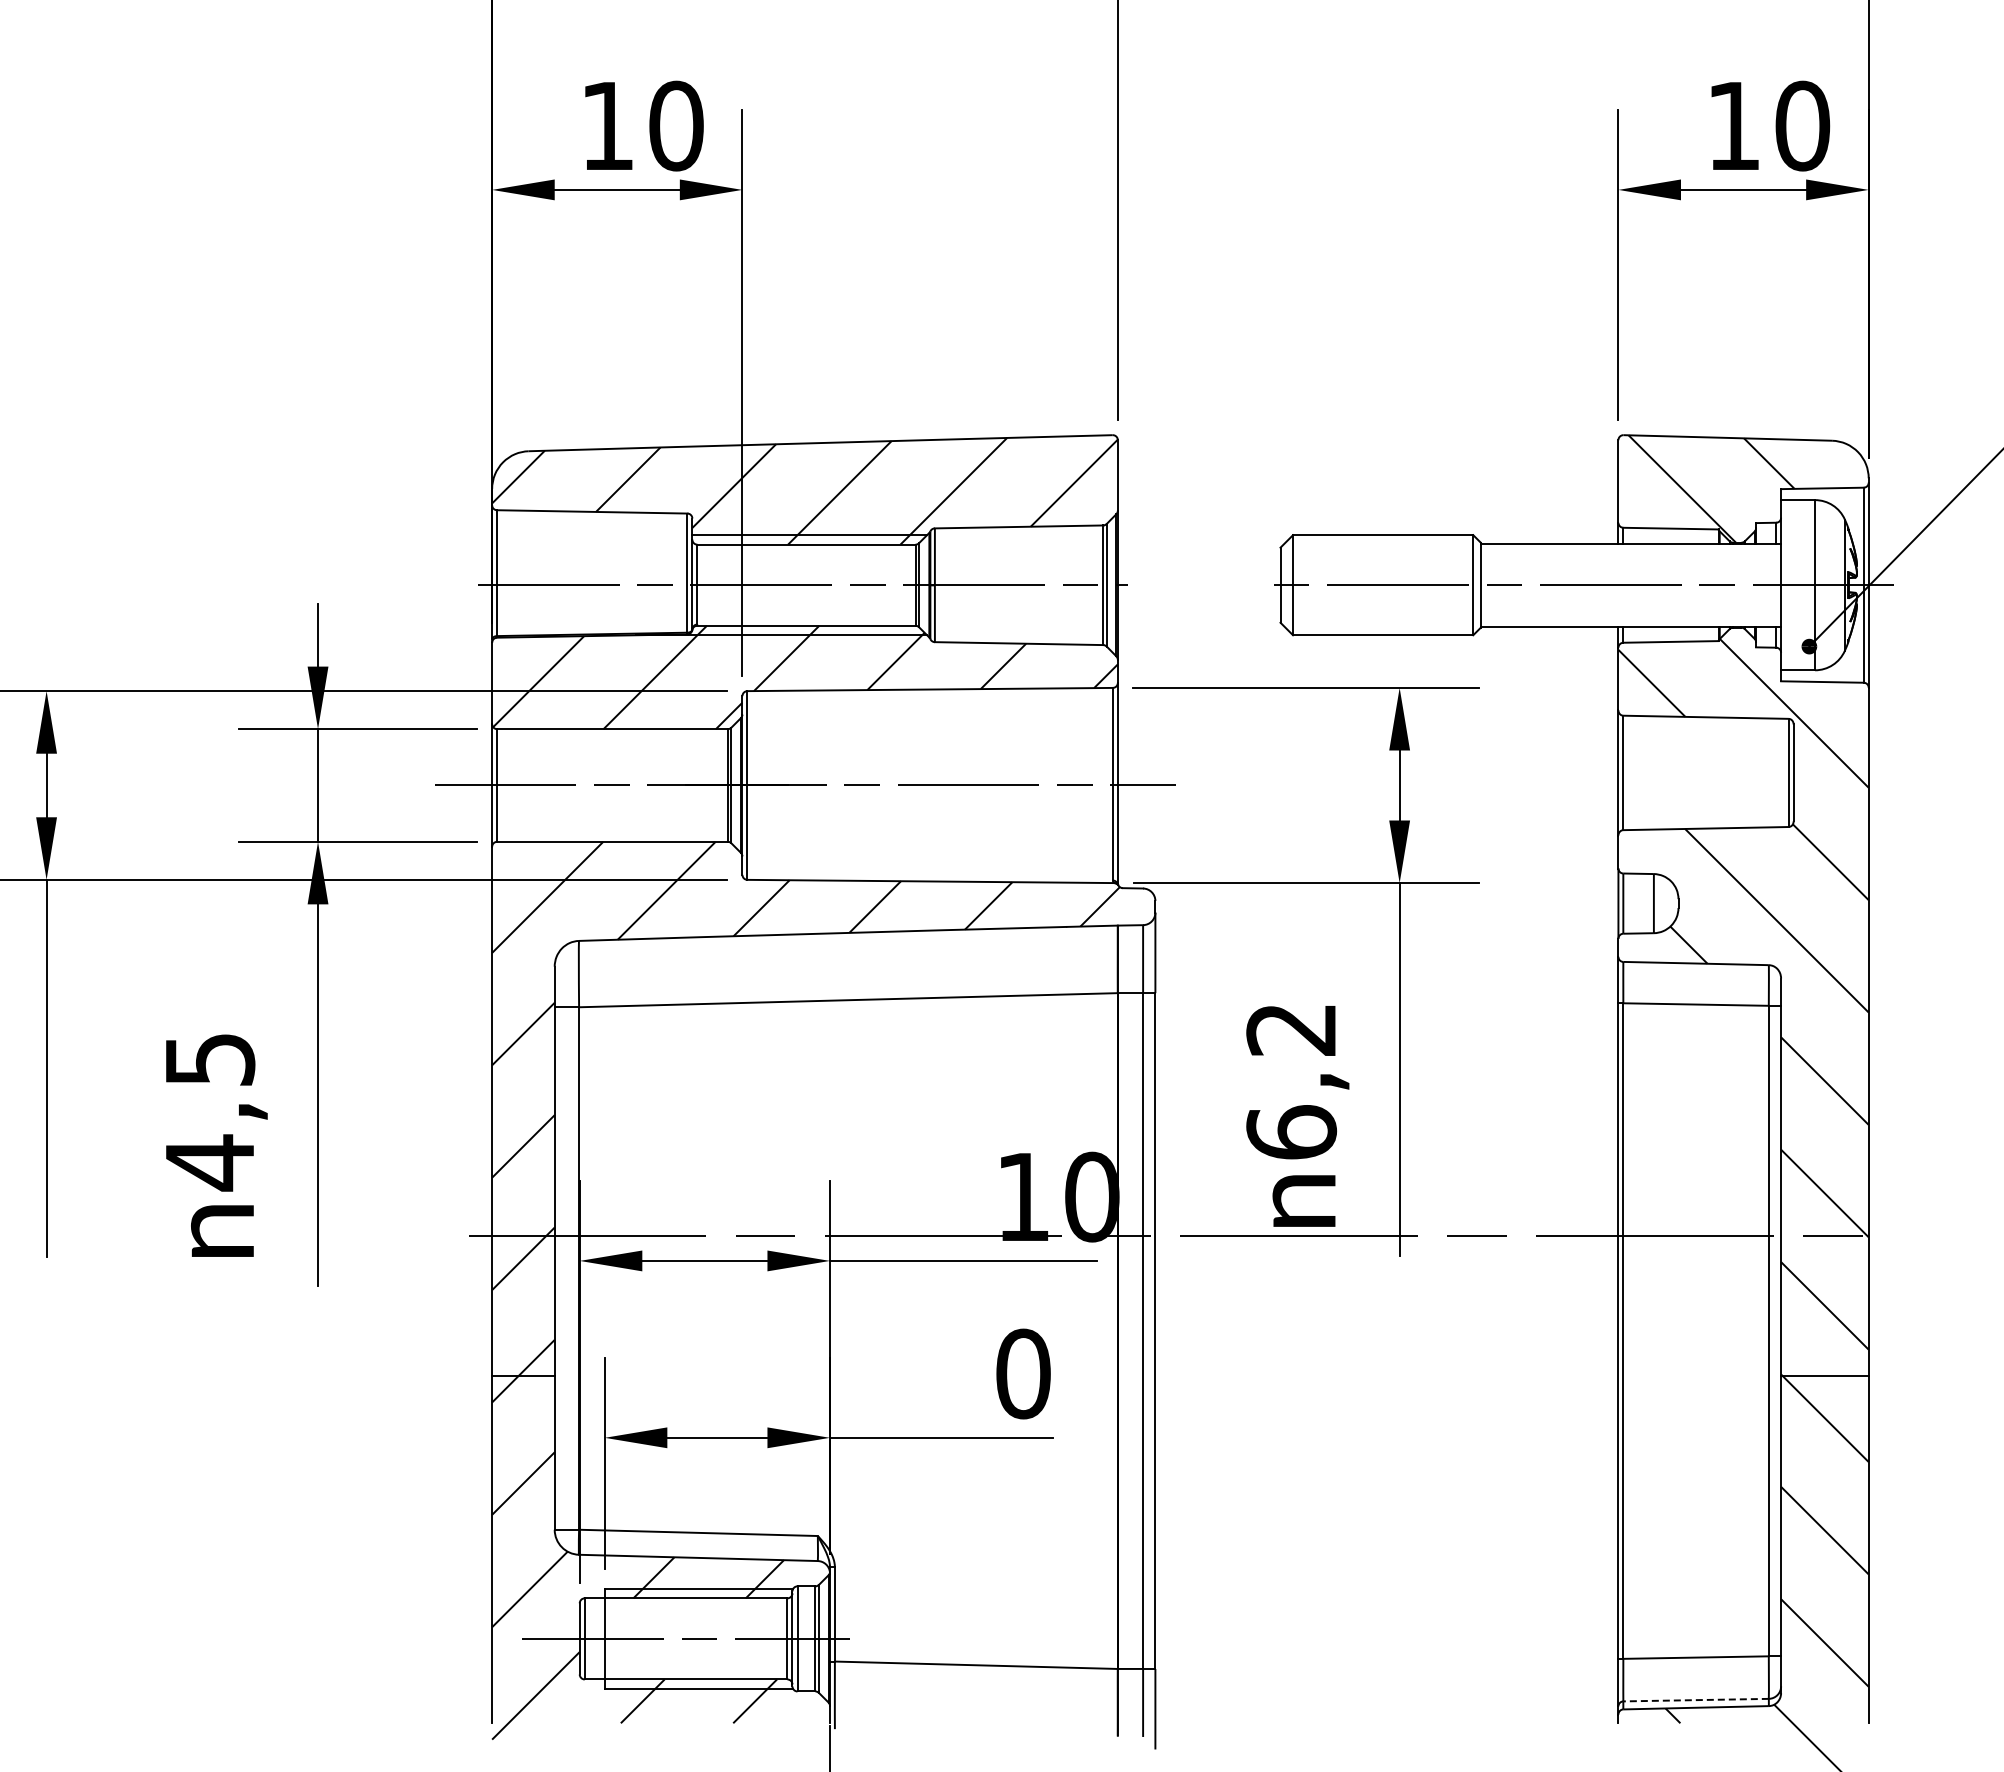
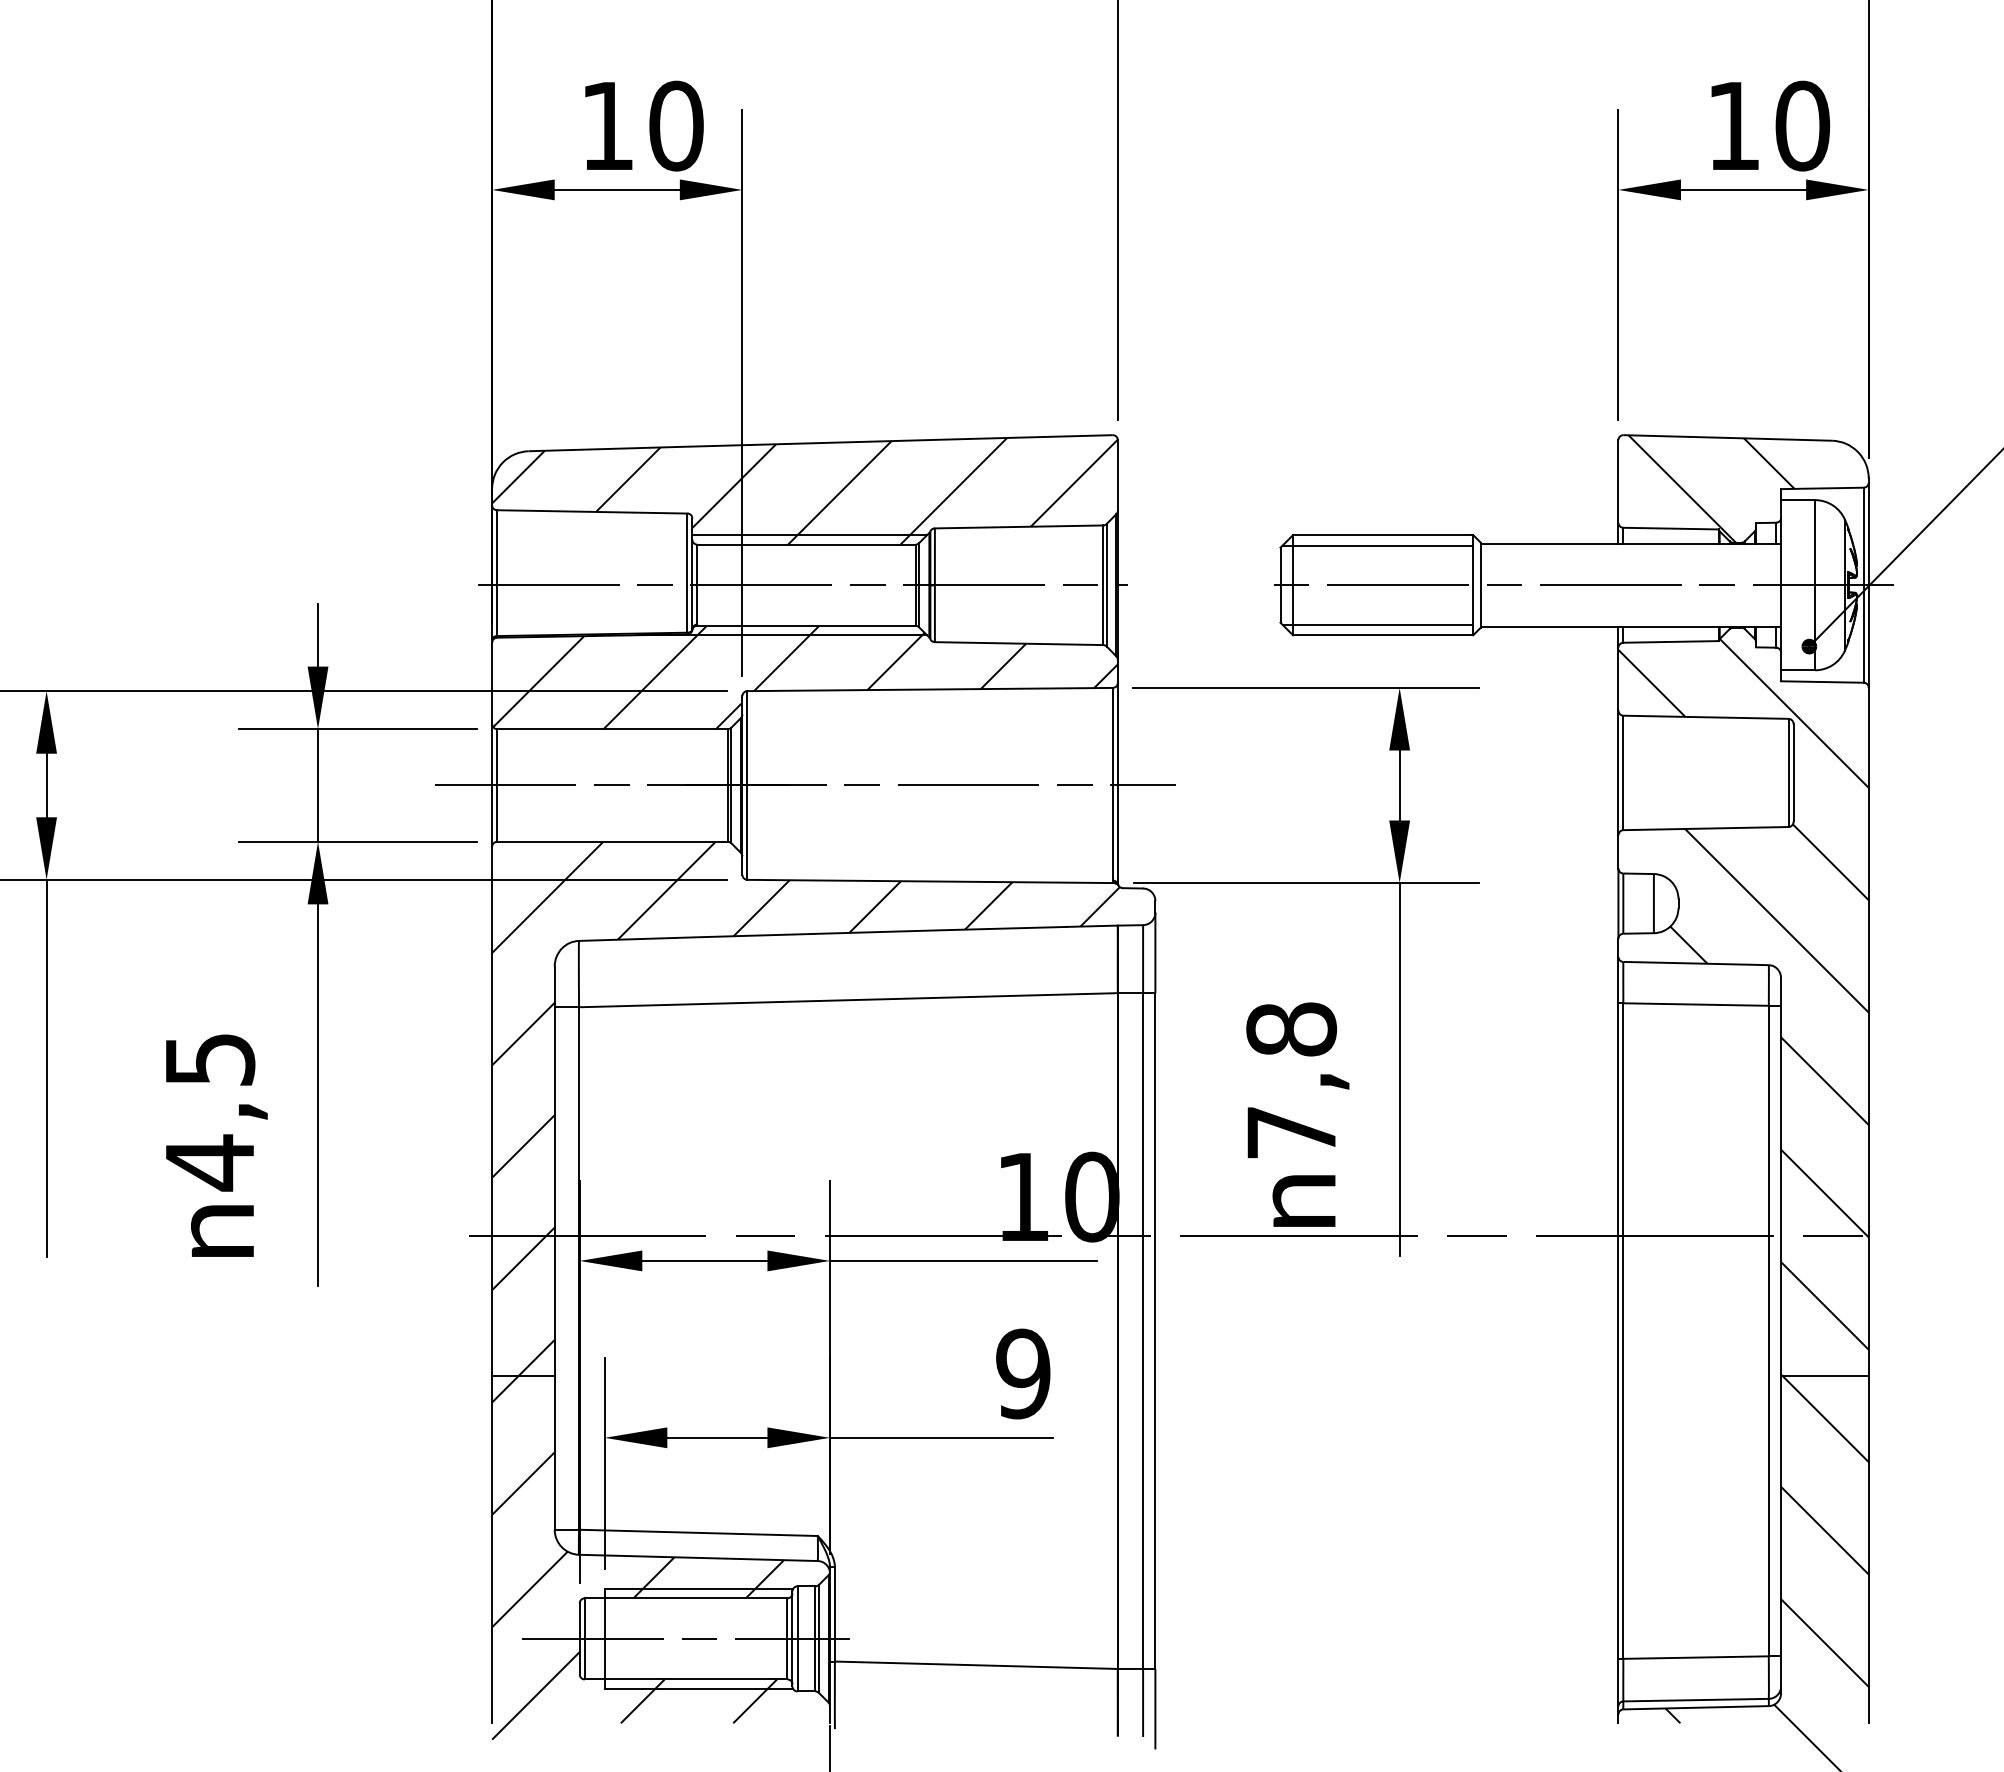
line: none -> present (1377, 545)
line: none -> present (1377, 624)
text: 6,2 -> 7,8 (1291, 1080)
text: 0 -> 9 (1023, 1373)
line: dashed -> solid (1696, 1700)
